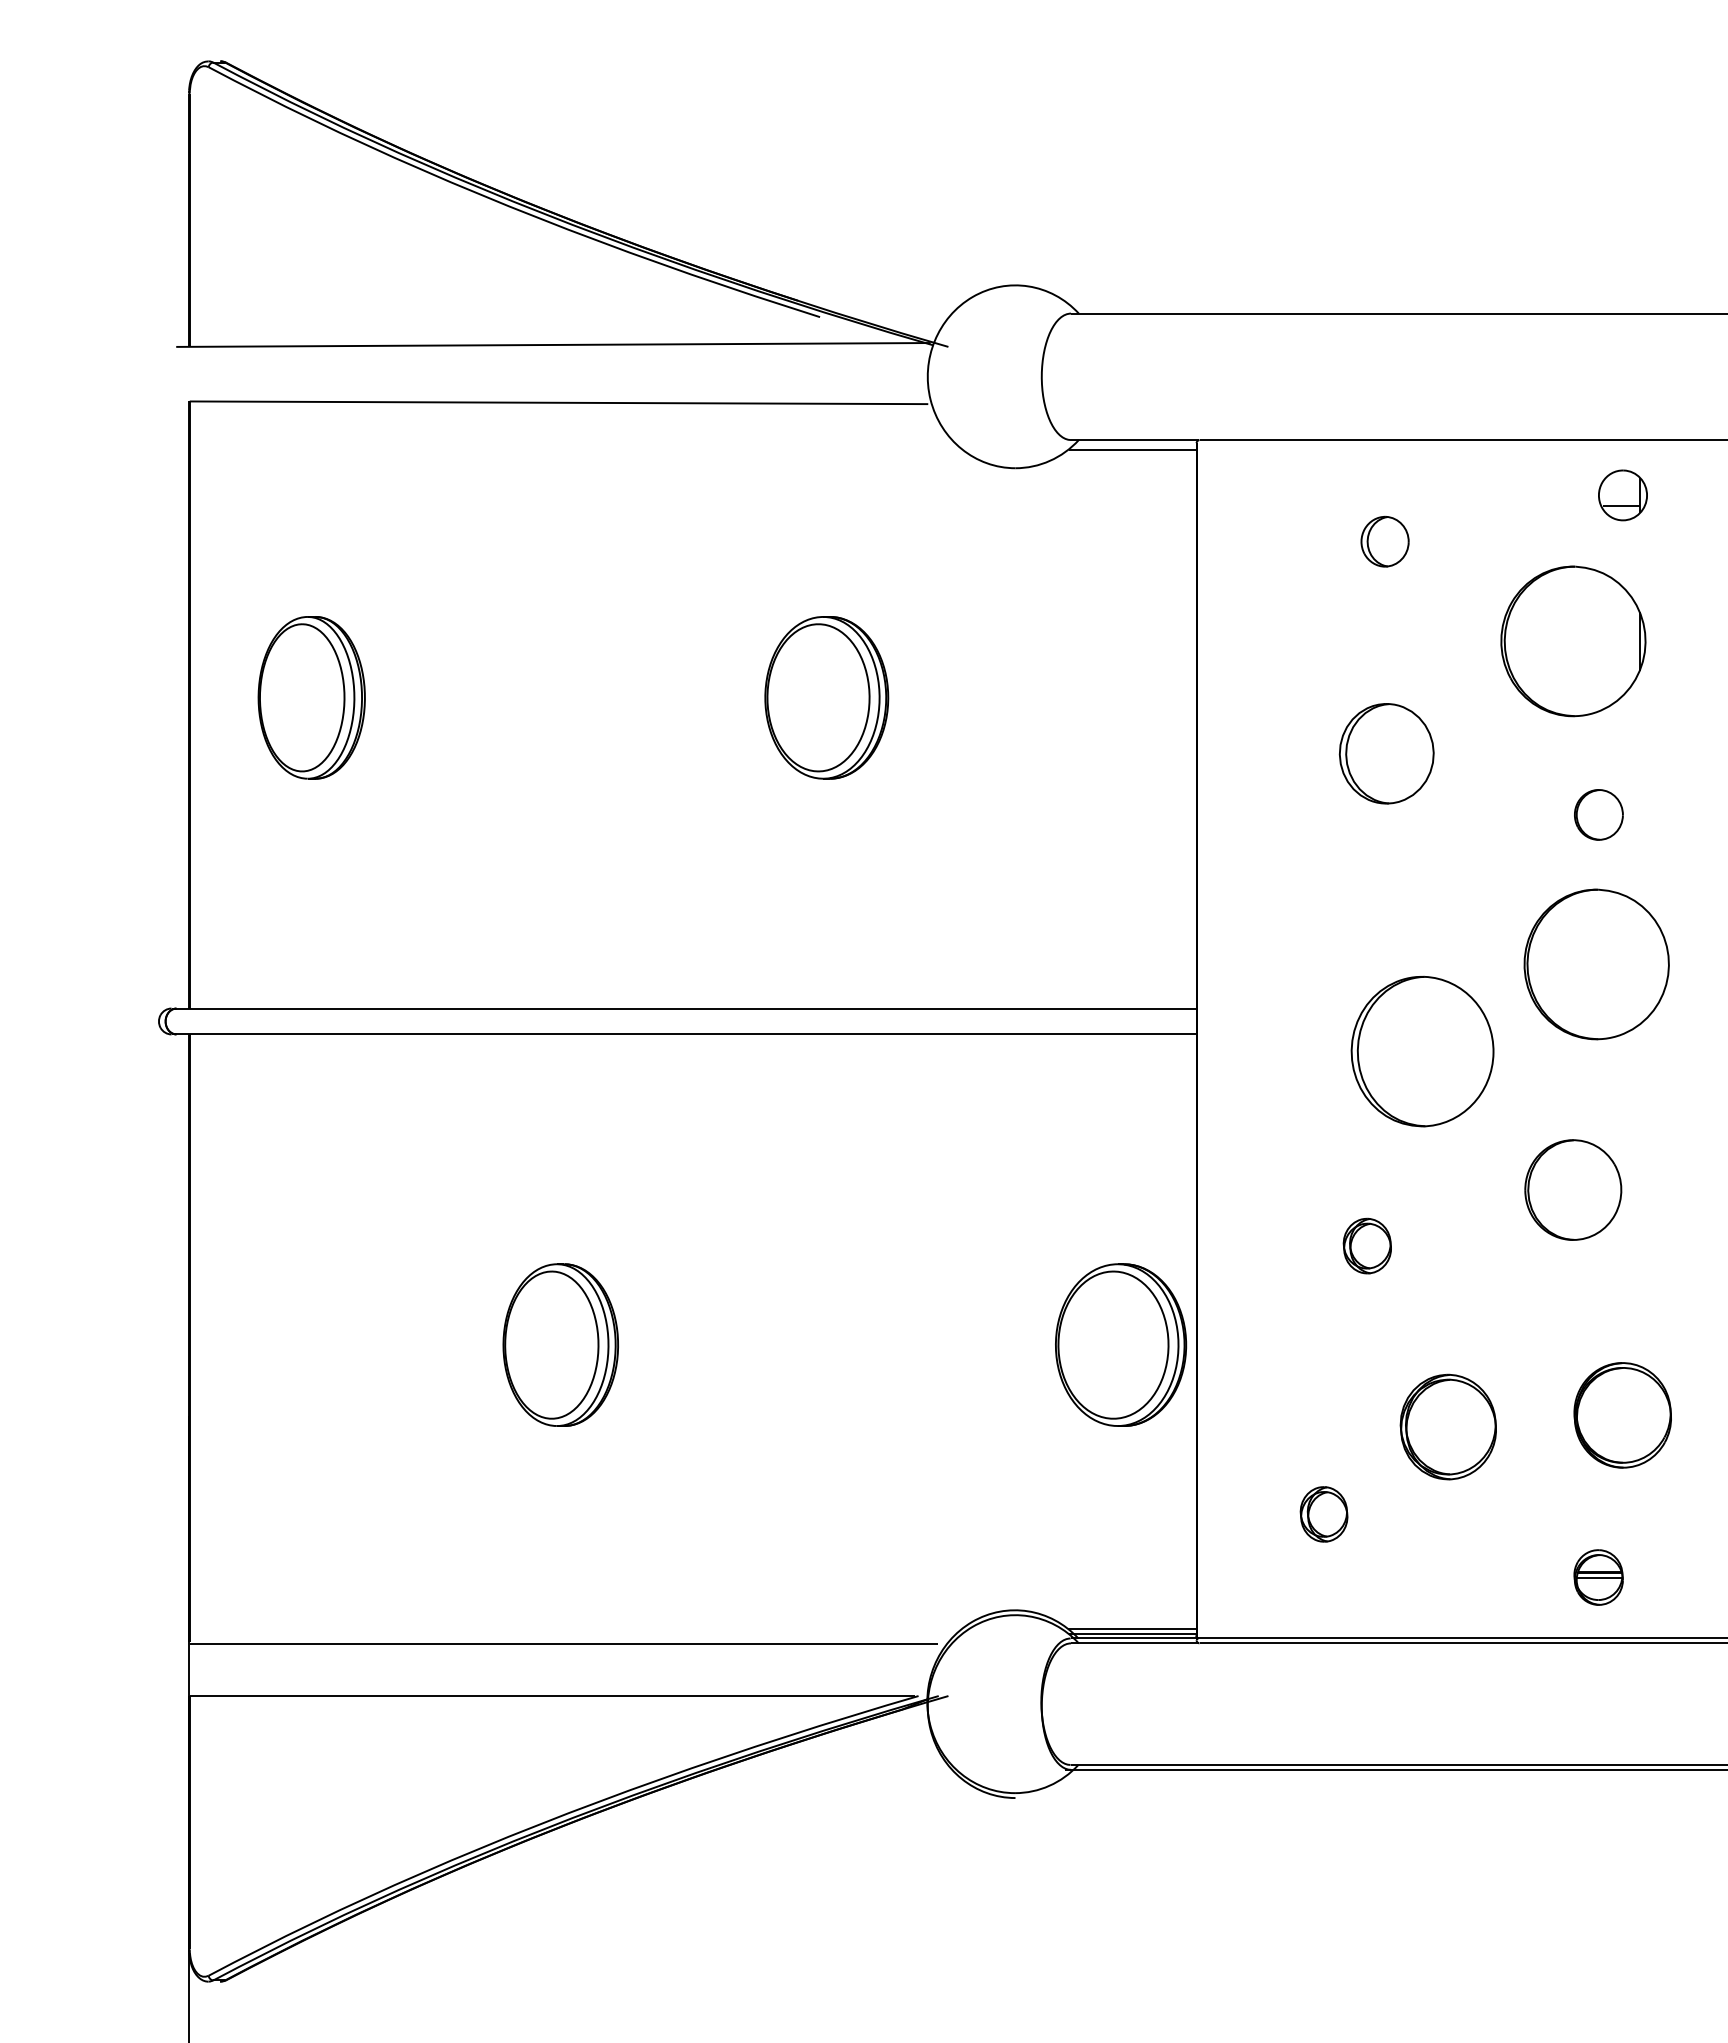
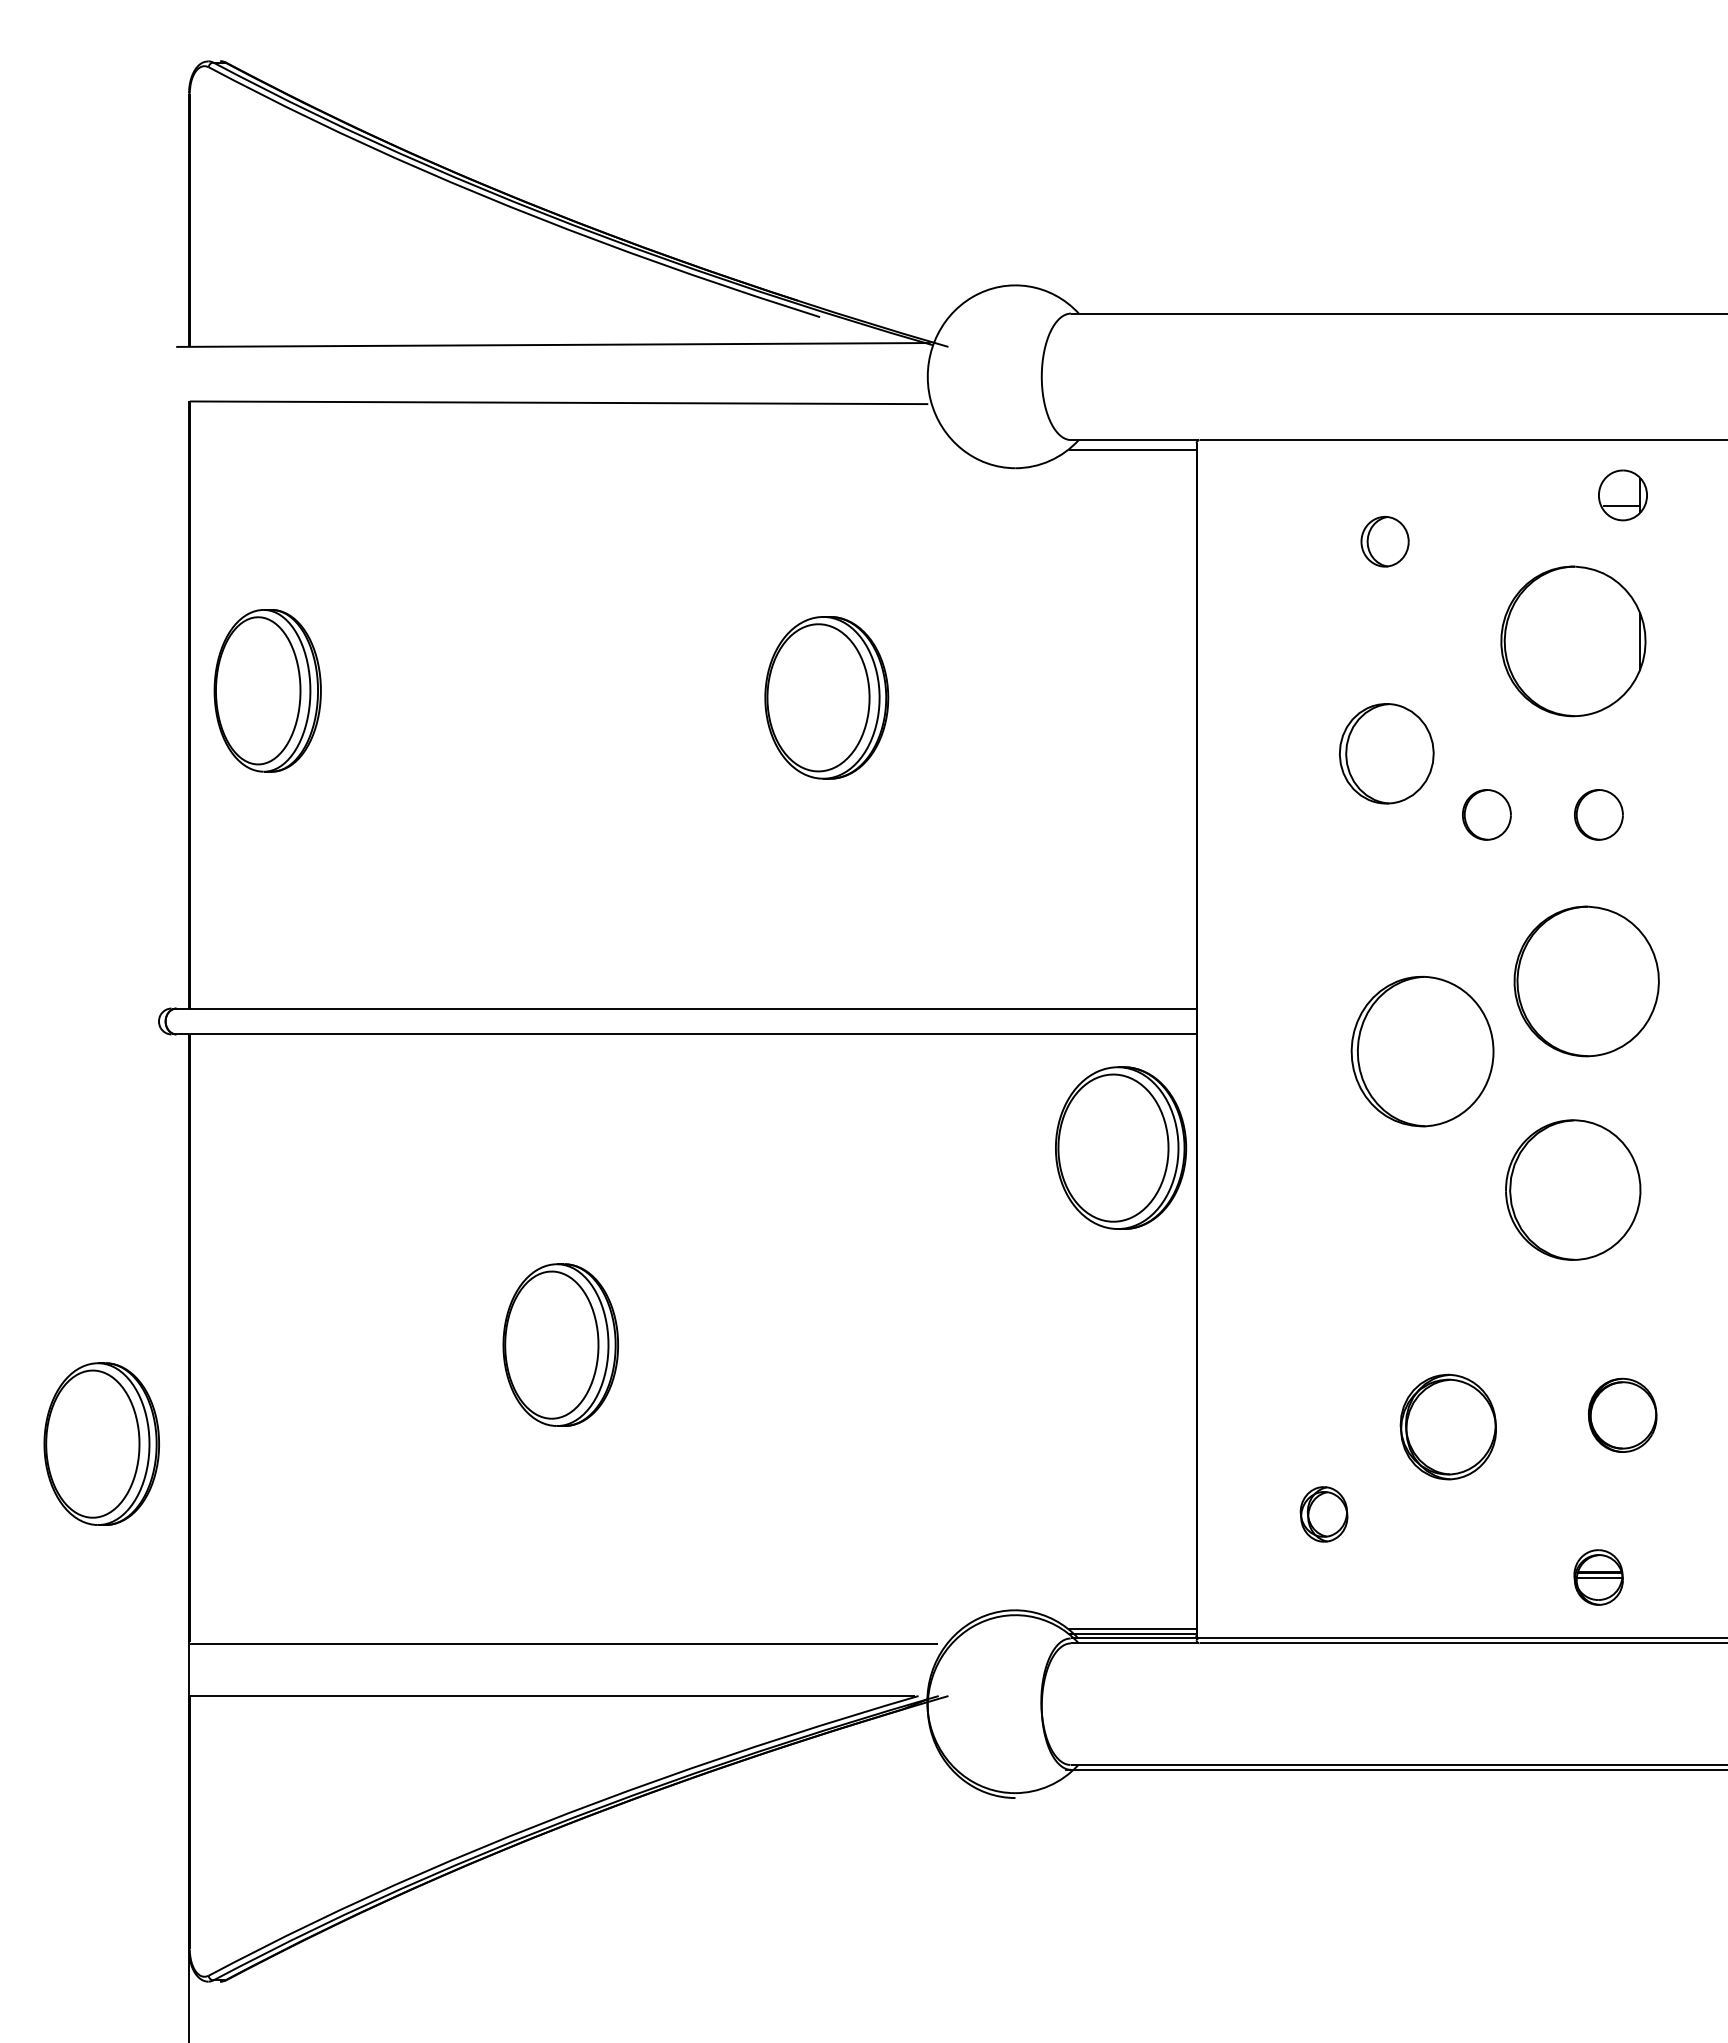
part position: (311, 697) -> (267, 690) (267, 690)
part: none -> present (1486, 814)
part position: (1596, 964) -> (1586, 981) (1586, 981)
part size: 99x102 px -> 137x142 px (1573, 1189)
part: present -> none (1366, 1245)
part position: (1121, 1344) -> (1121, 1147) (1121, 1147)
part size: 99x107 px -> 70x76 px (1622, 1414)
part: none -> present (101, 1443)
